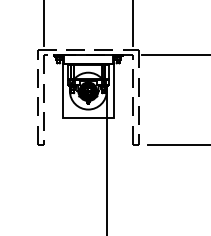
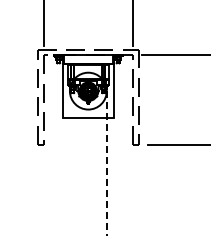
line: solid -> dashed (106, 163)
